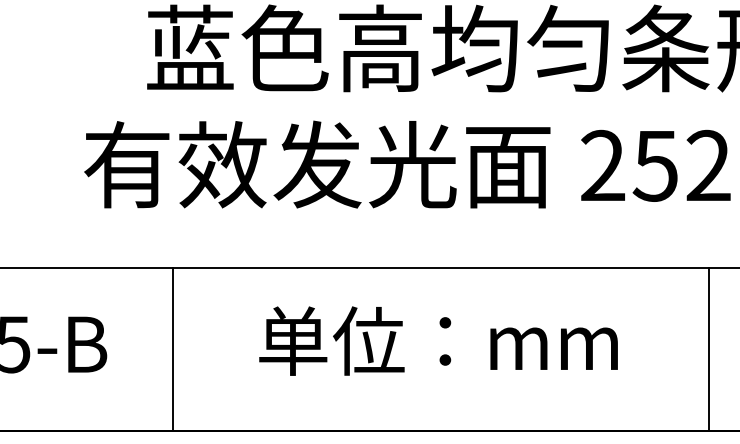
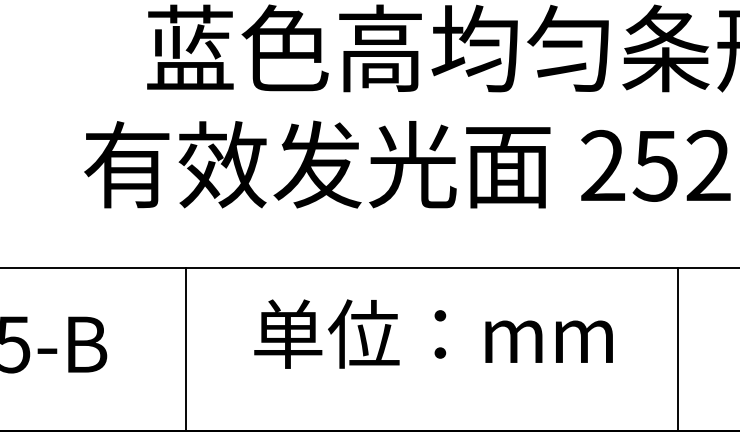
text position: (438, 340) -> (433, 333) (433, 333)
line position: (172, 348) -> (185, 348) (185, 348)
line position: (708, 348) -> (677, 348) (677, 348)
